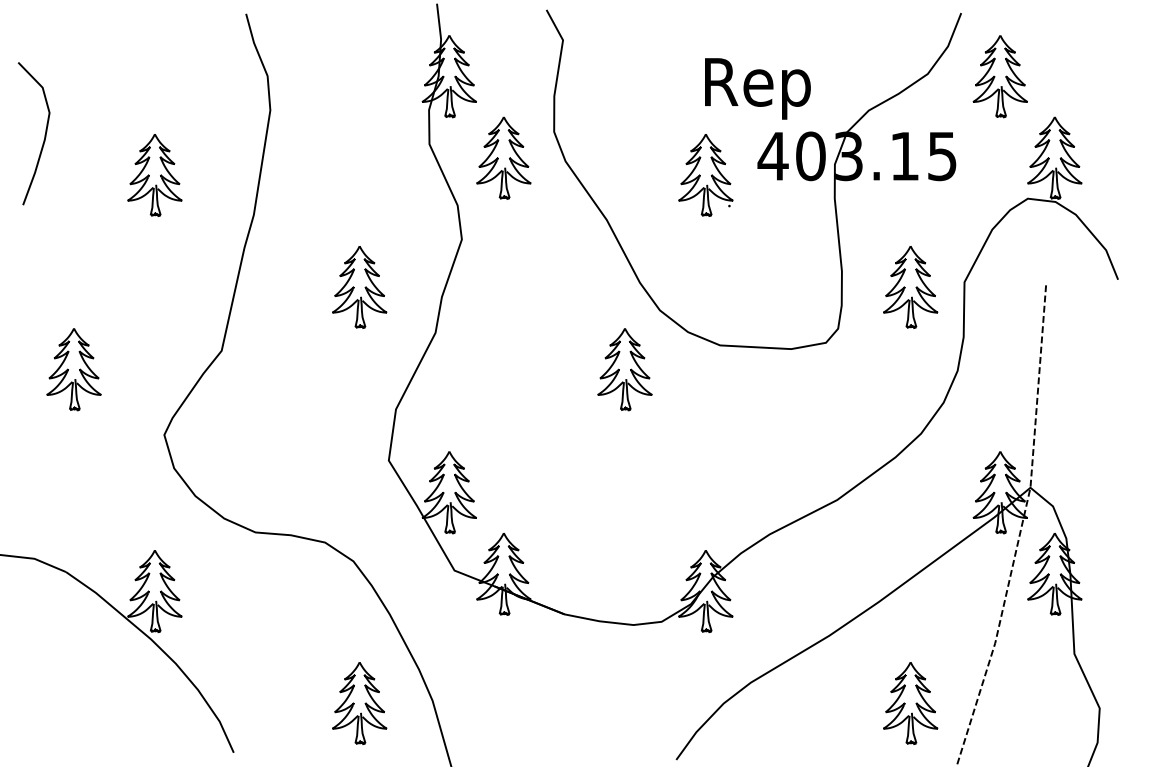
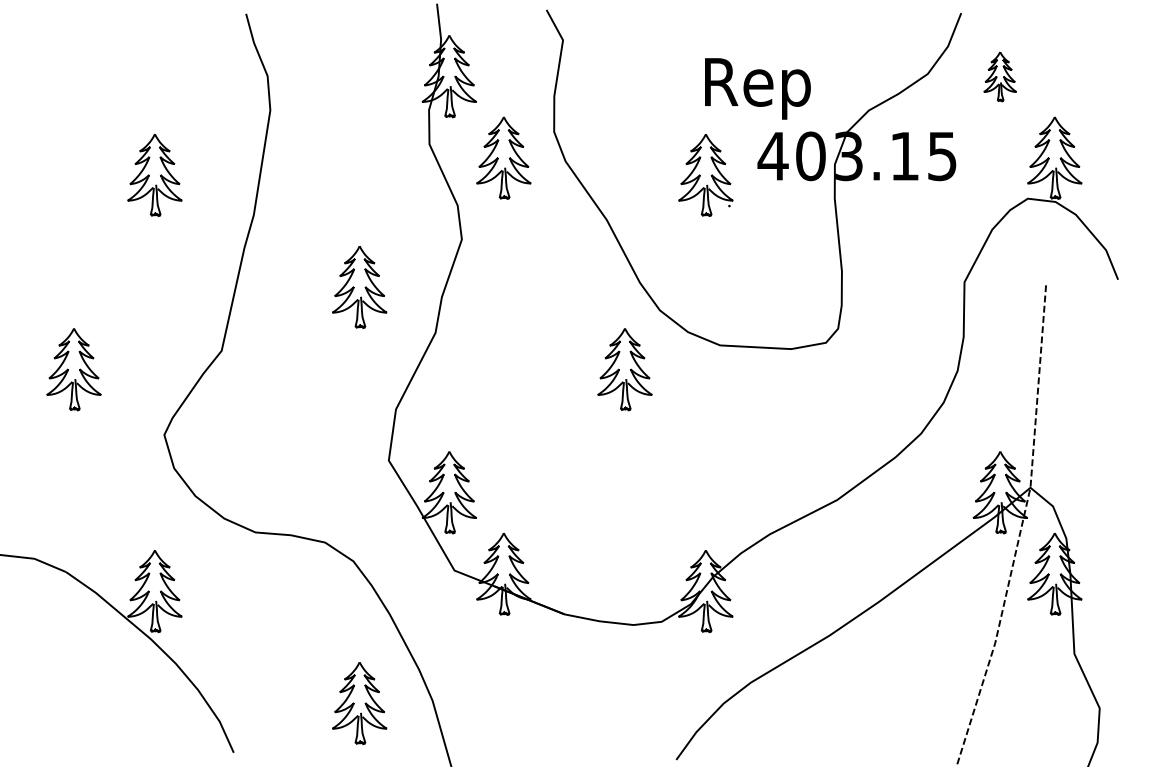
part size: 56x84 px -> 34x52 px (999, 76)
curve: present -> none (44, 134)
part: present -> none (910, 287)
part: present -> none (910, 703)
